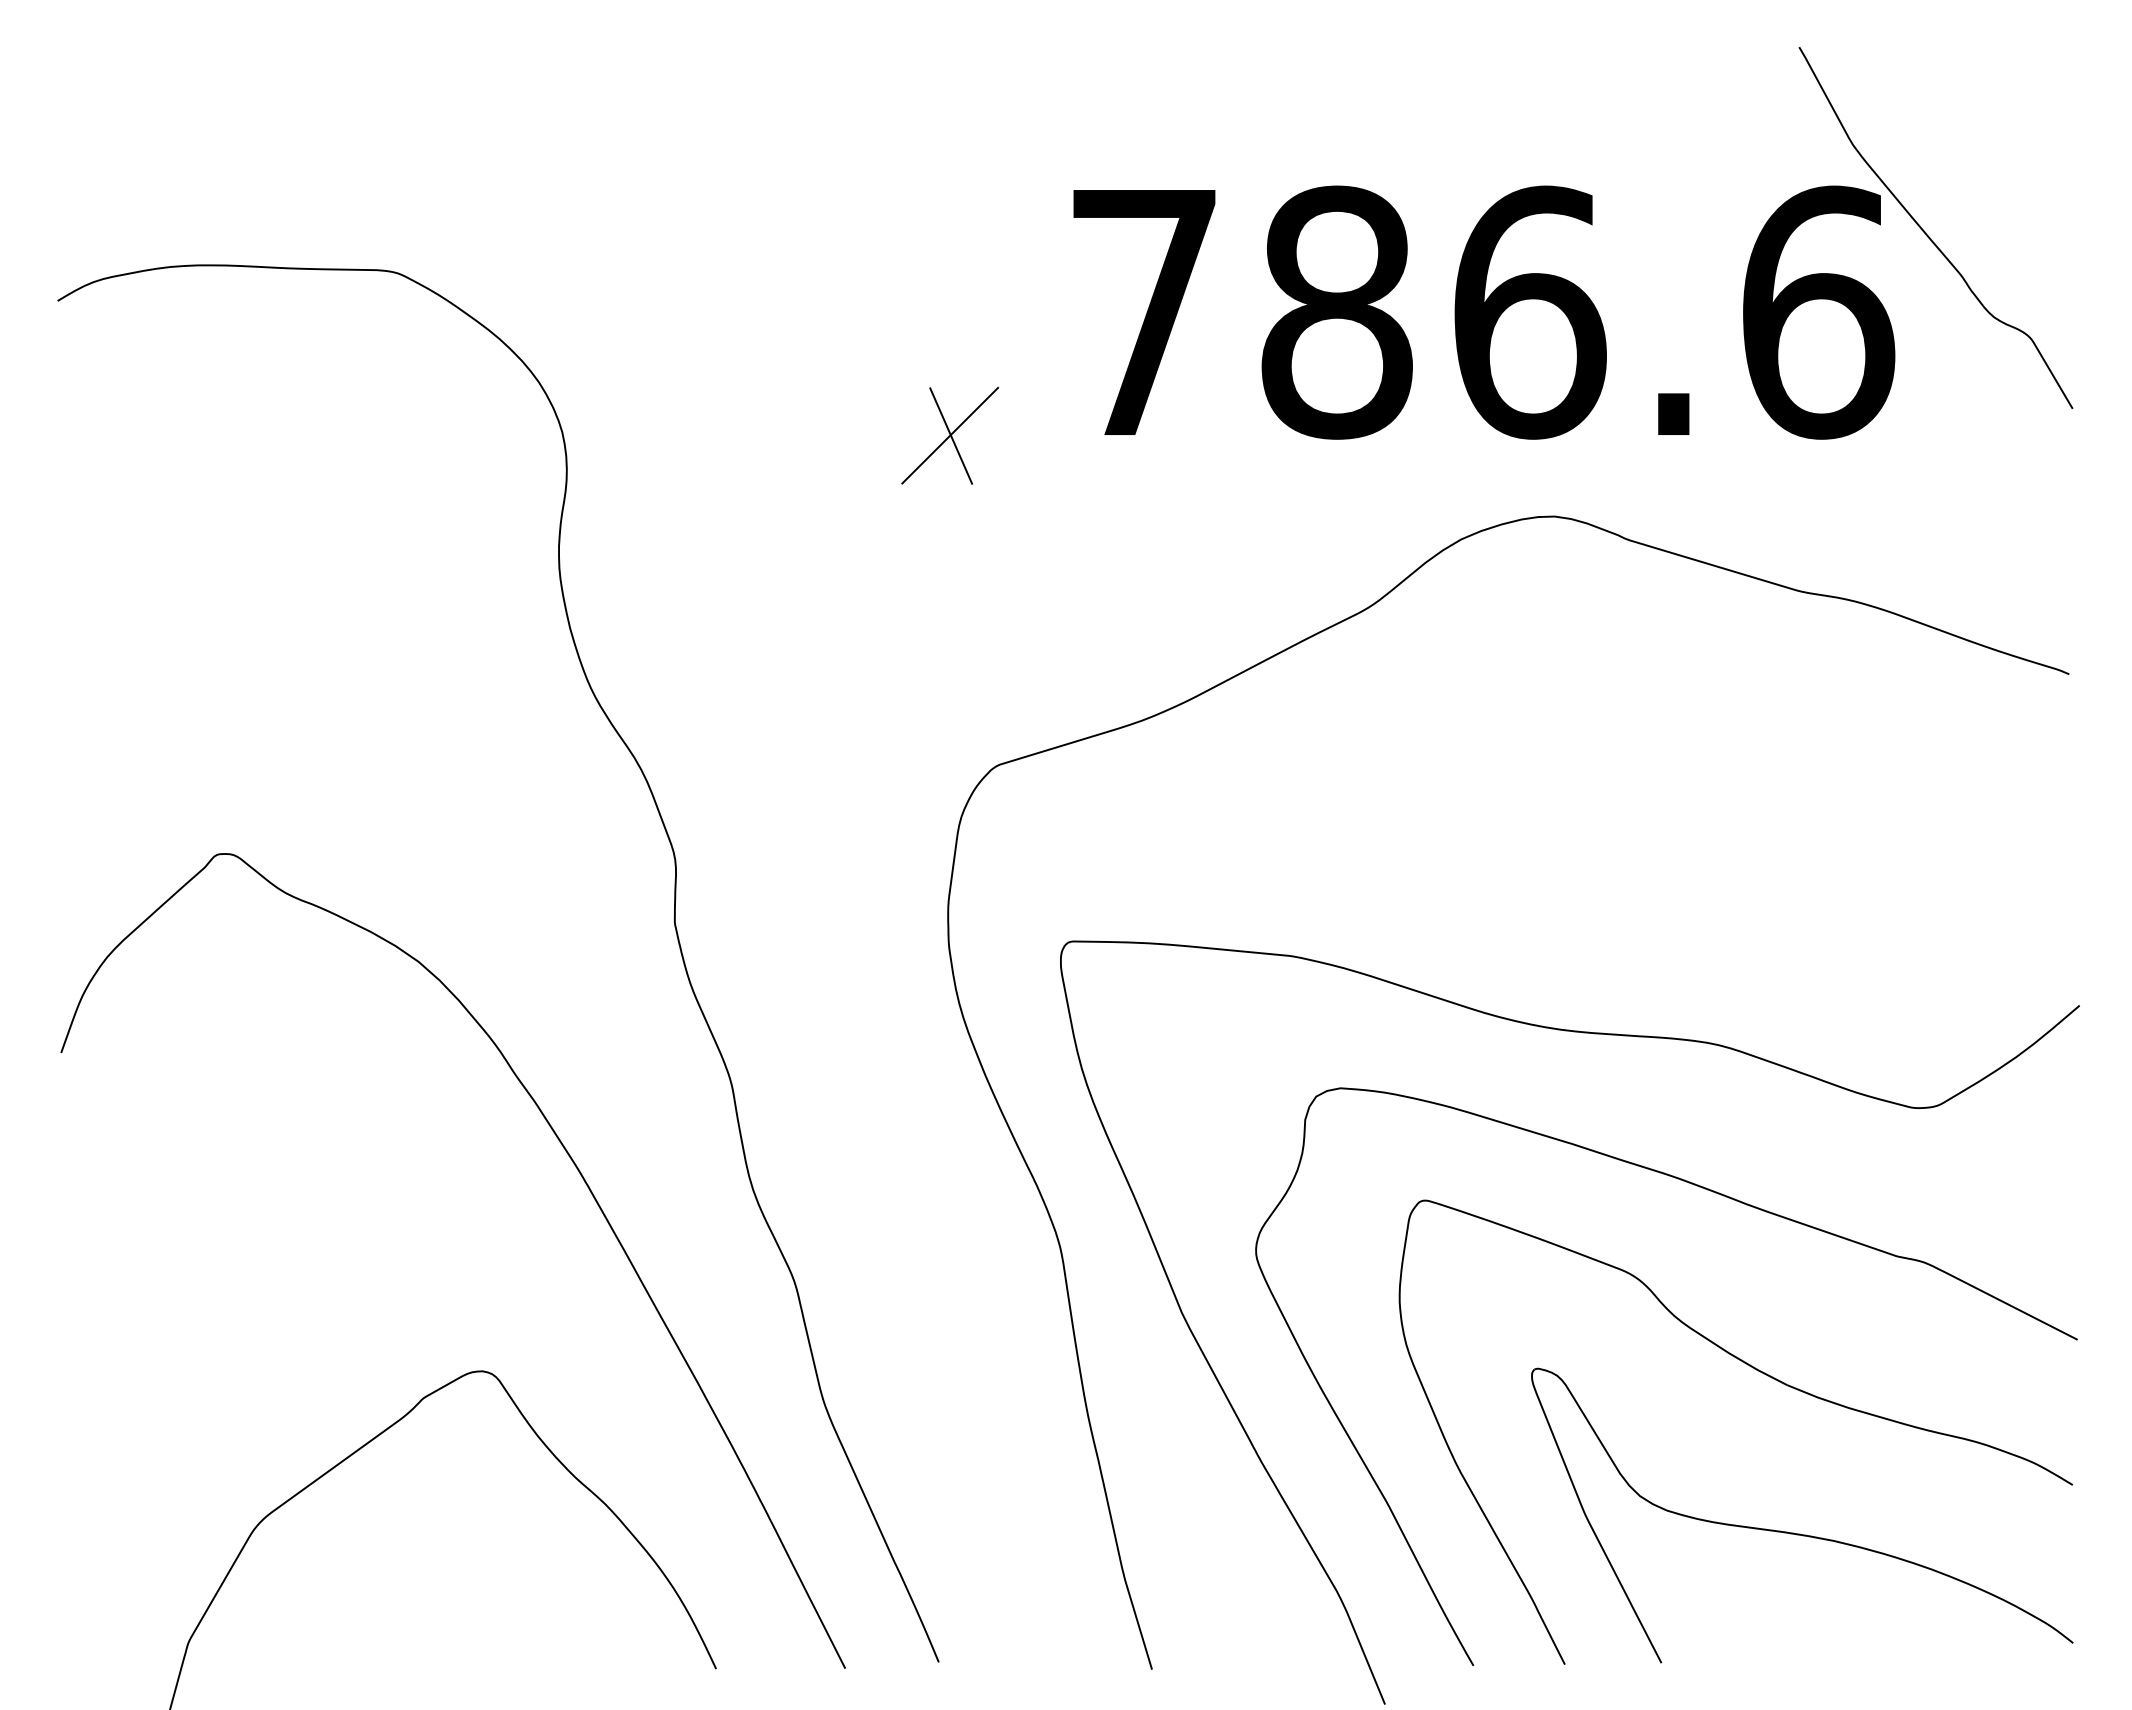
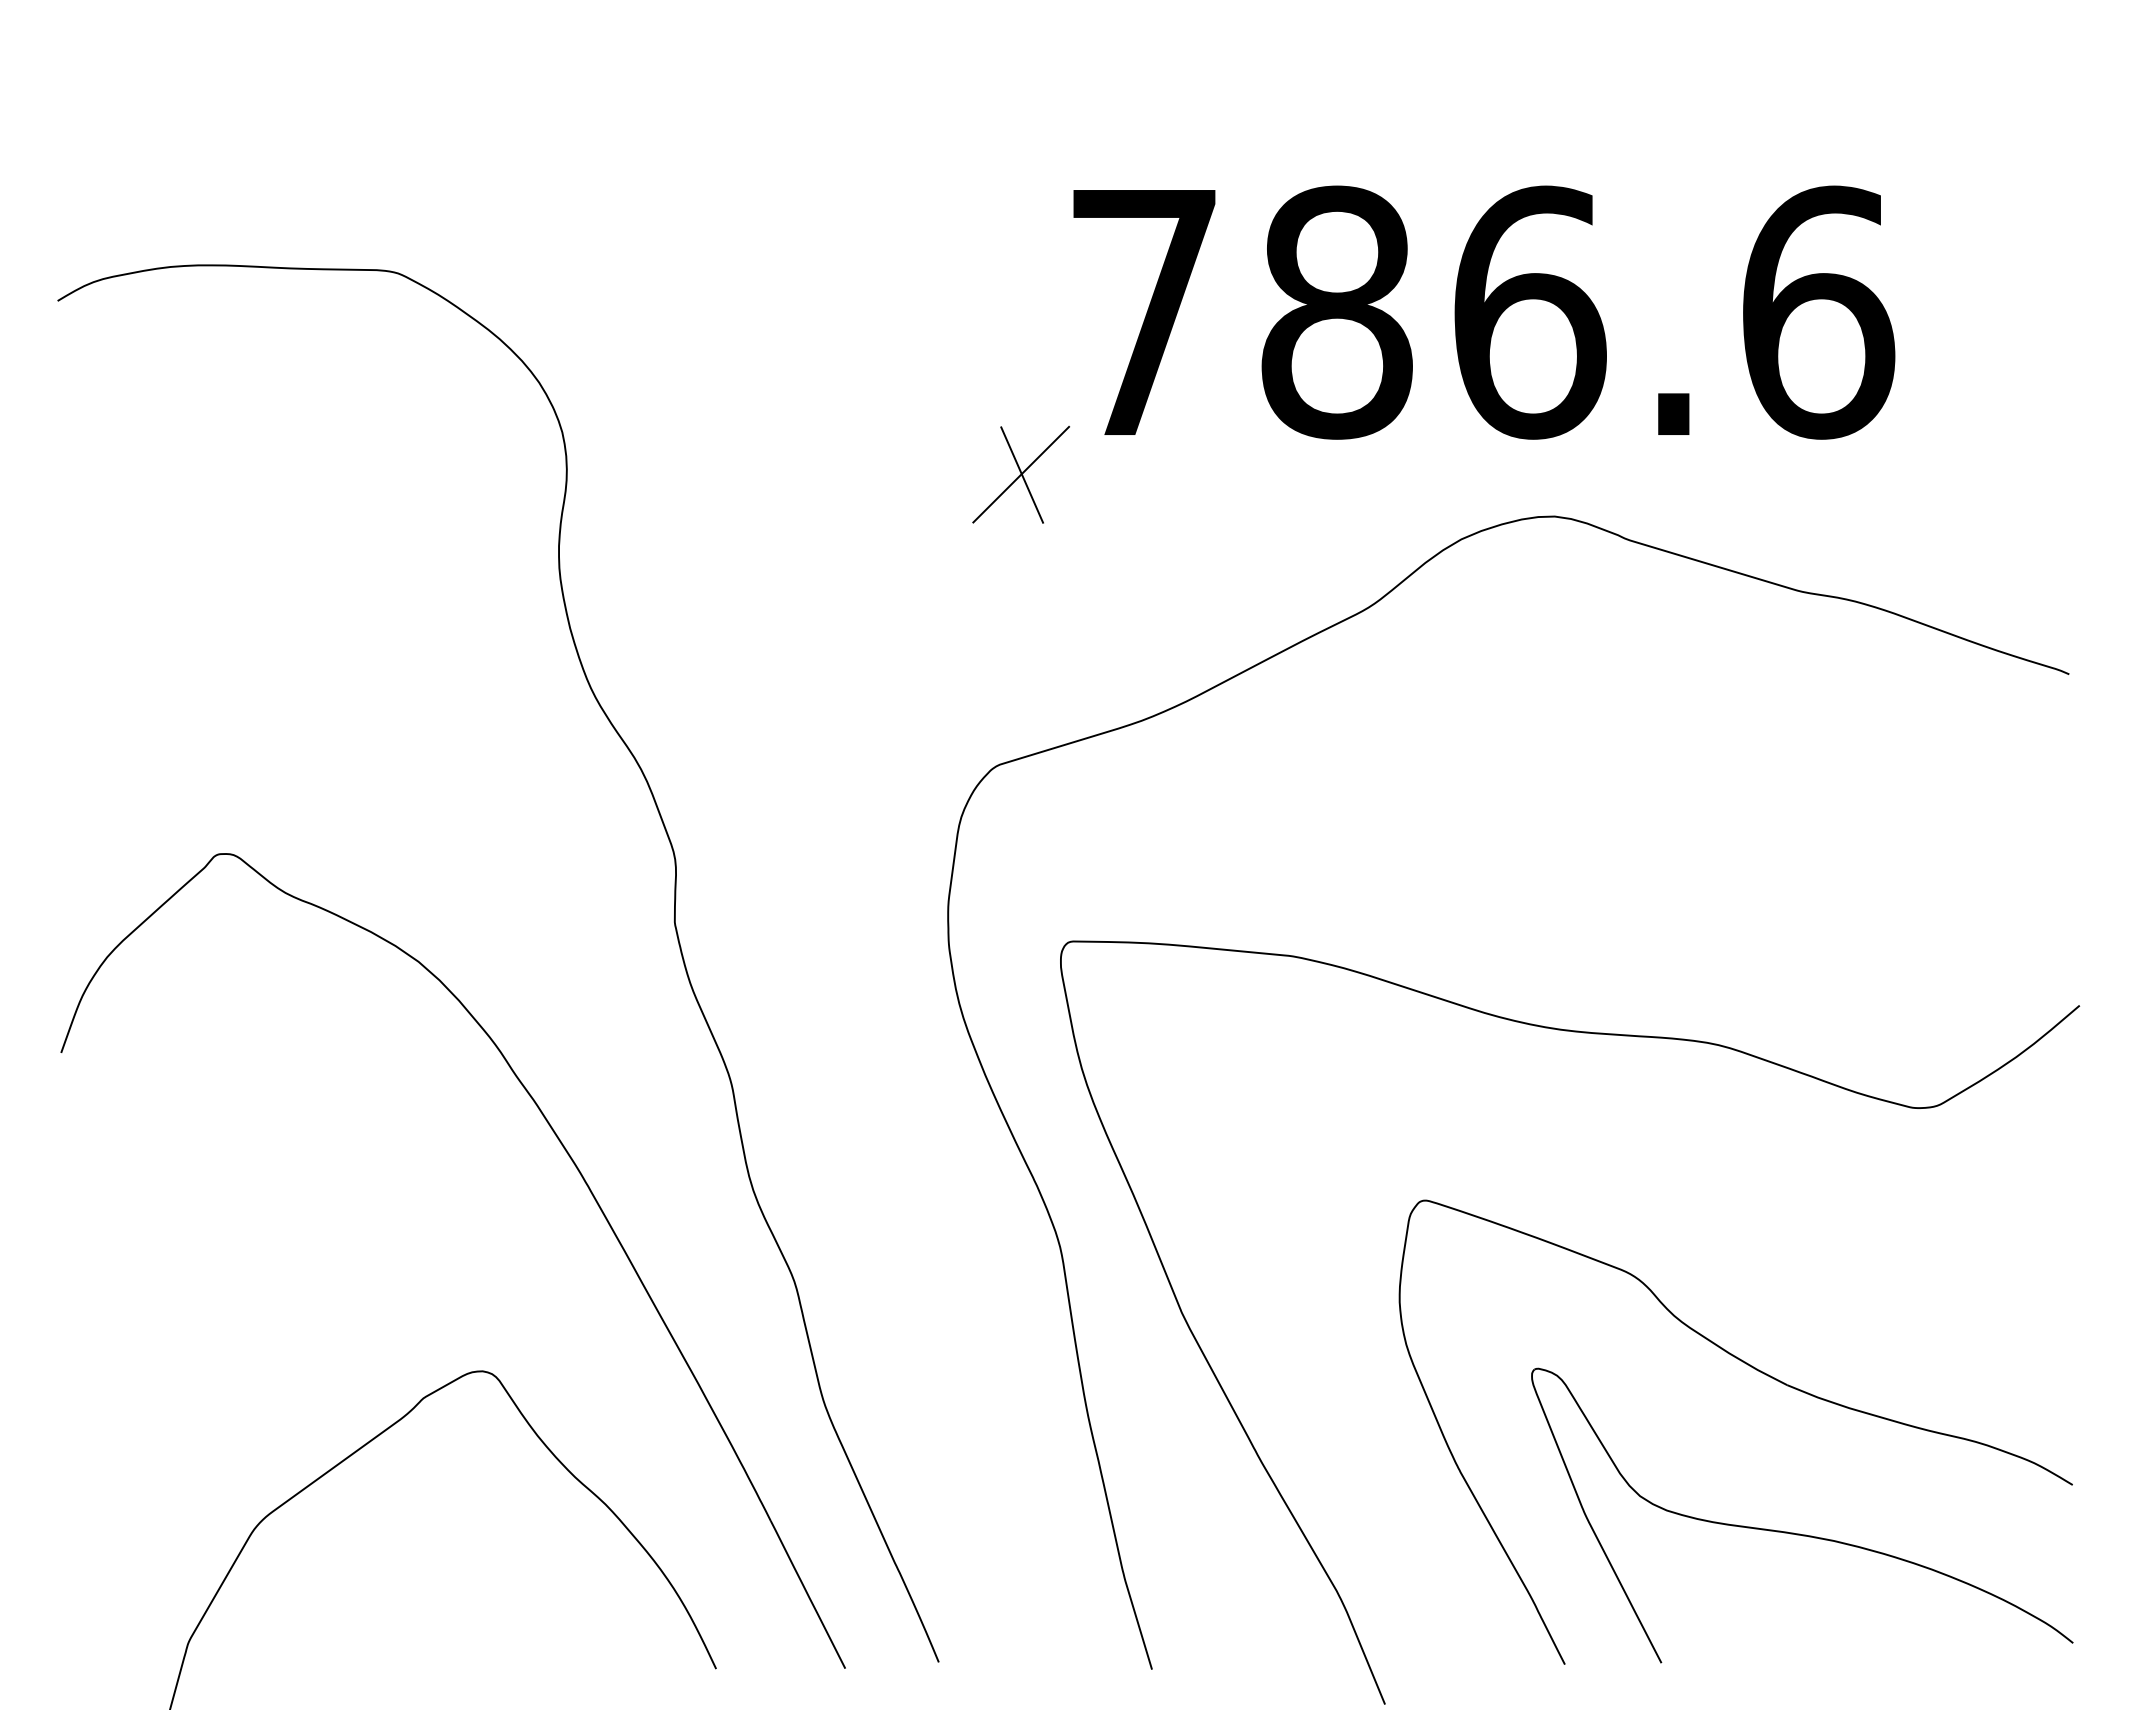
curve: present -> none (1927, 234)
part position: (950, 435) -> (1021, 474) (1021, 474)
curve: present -> none (1733, 1200)
